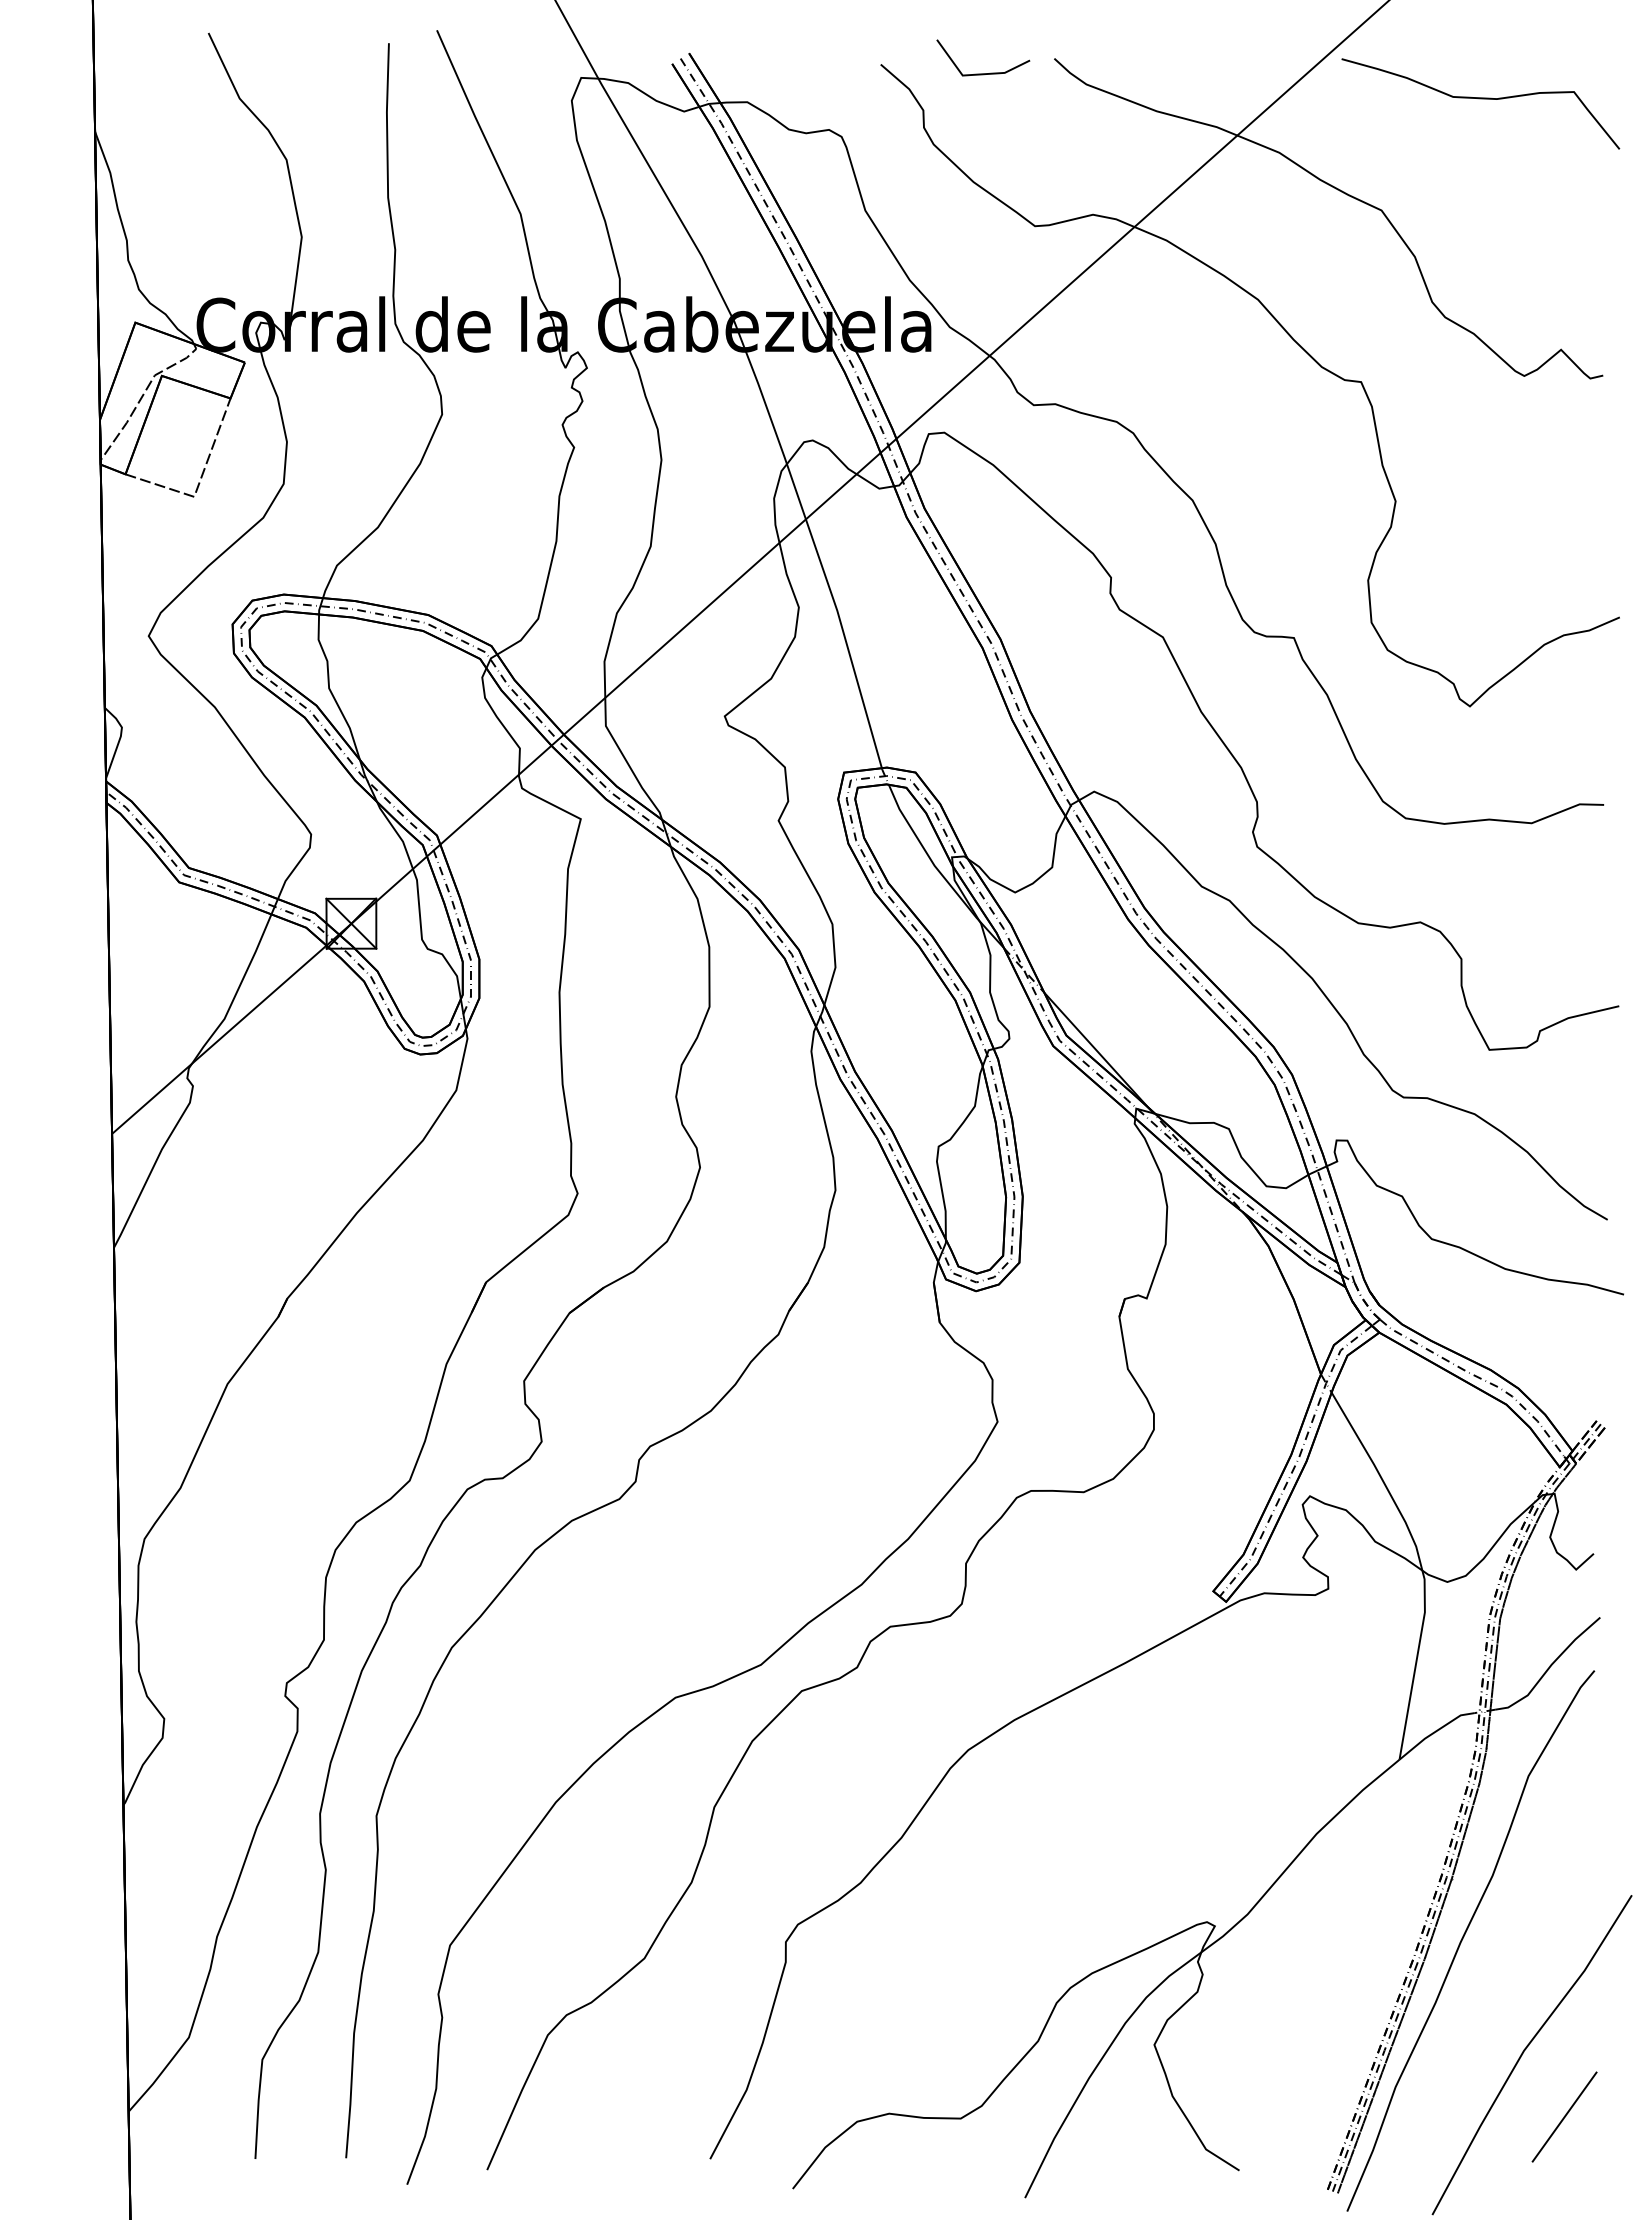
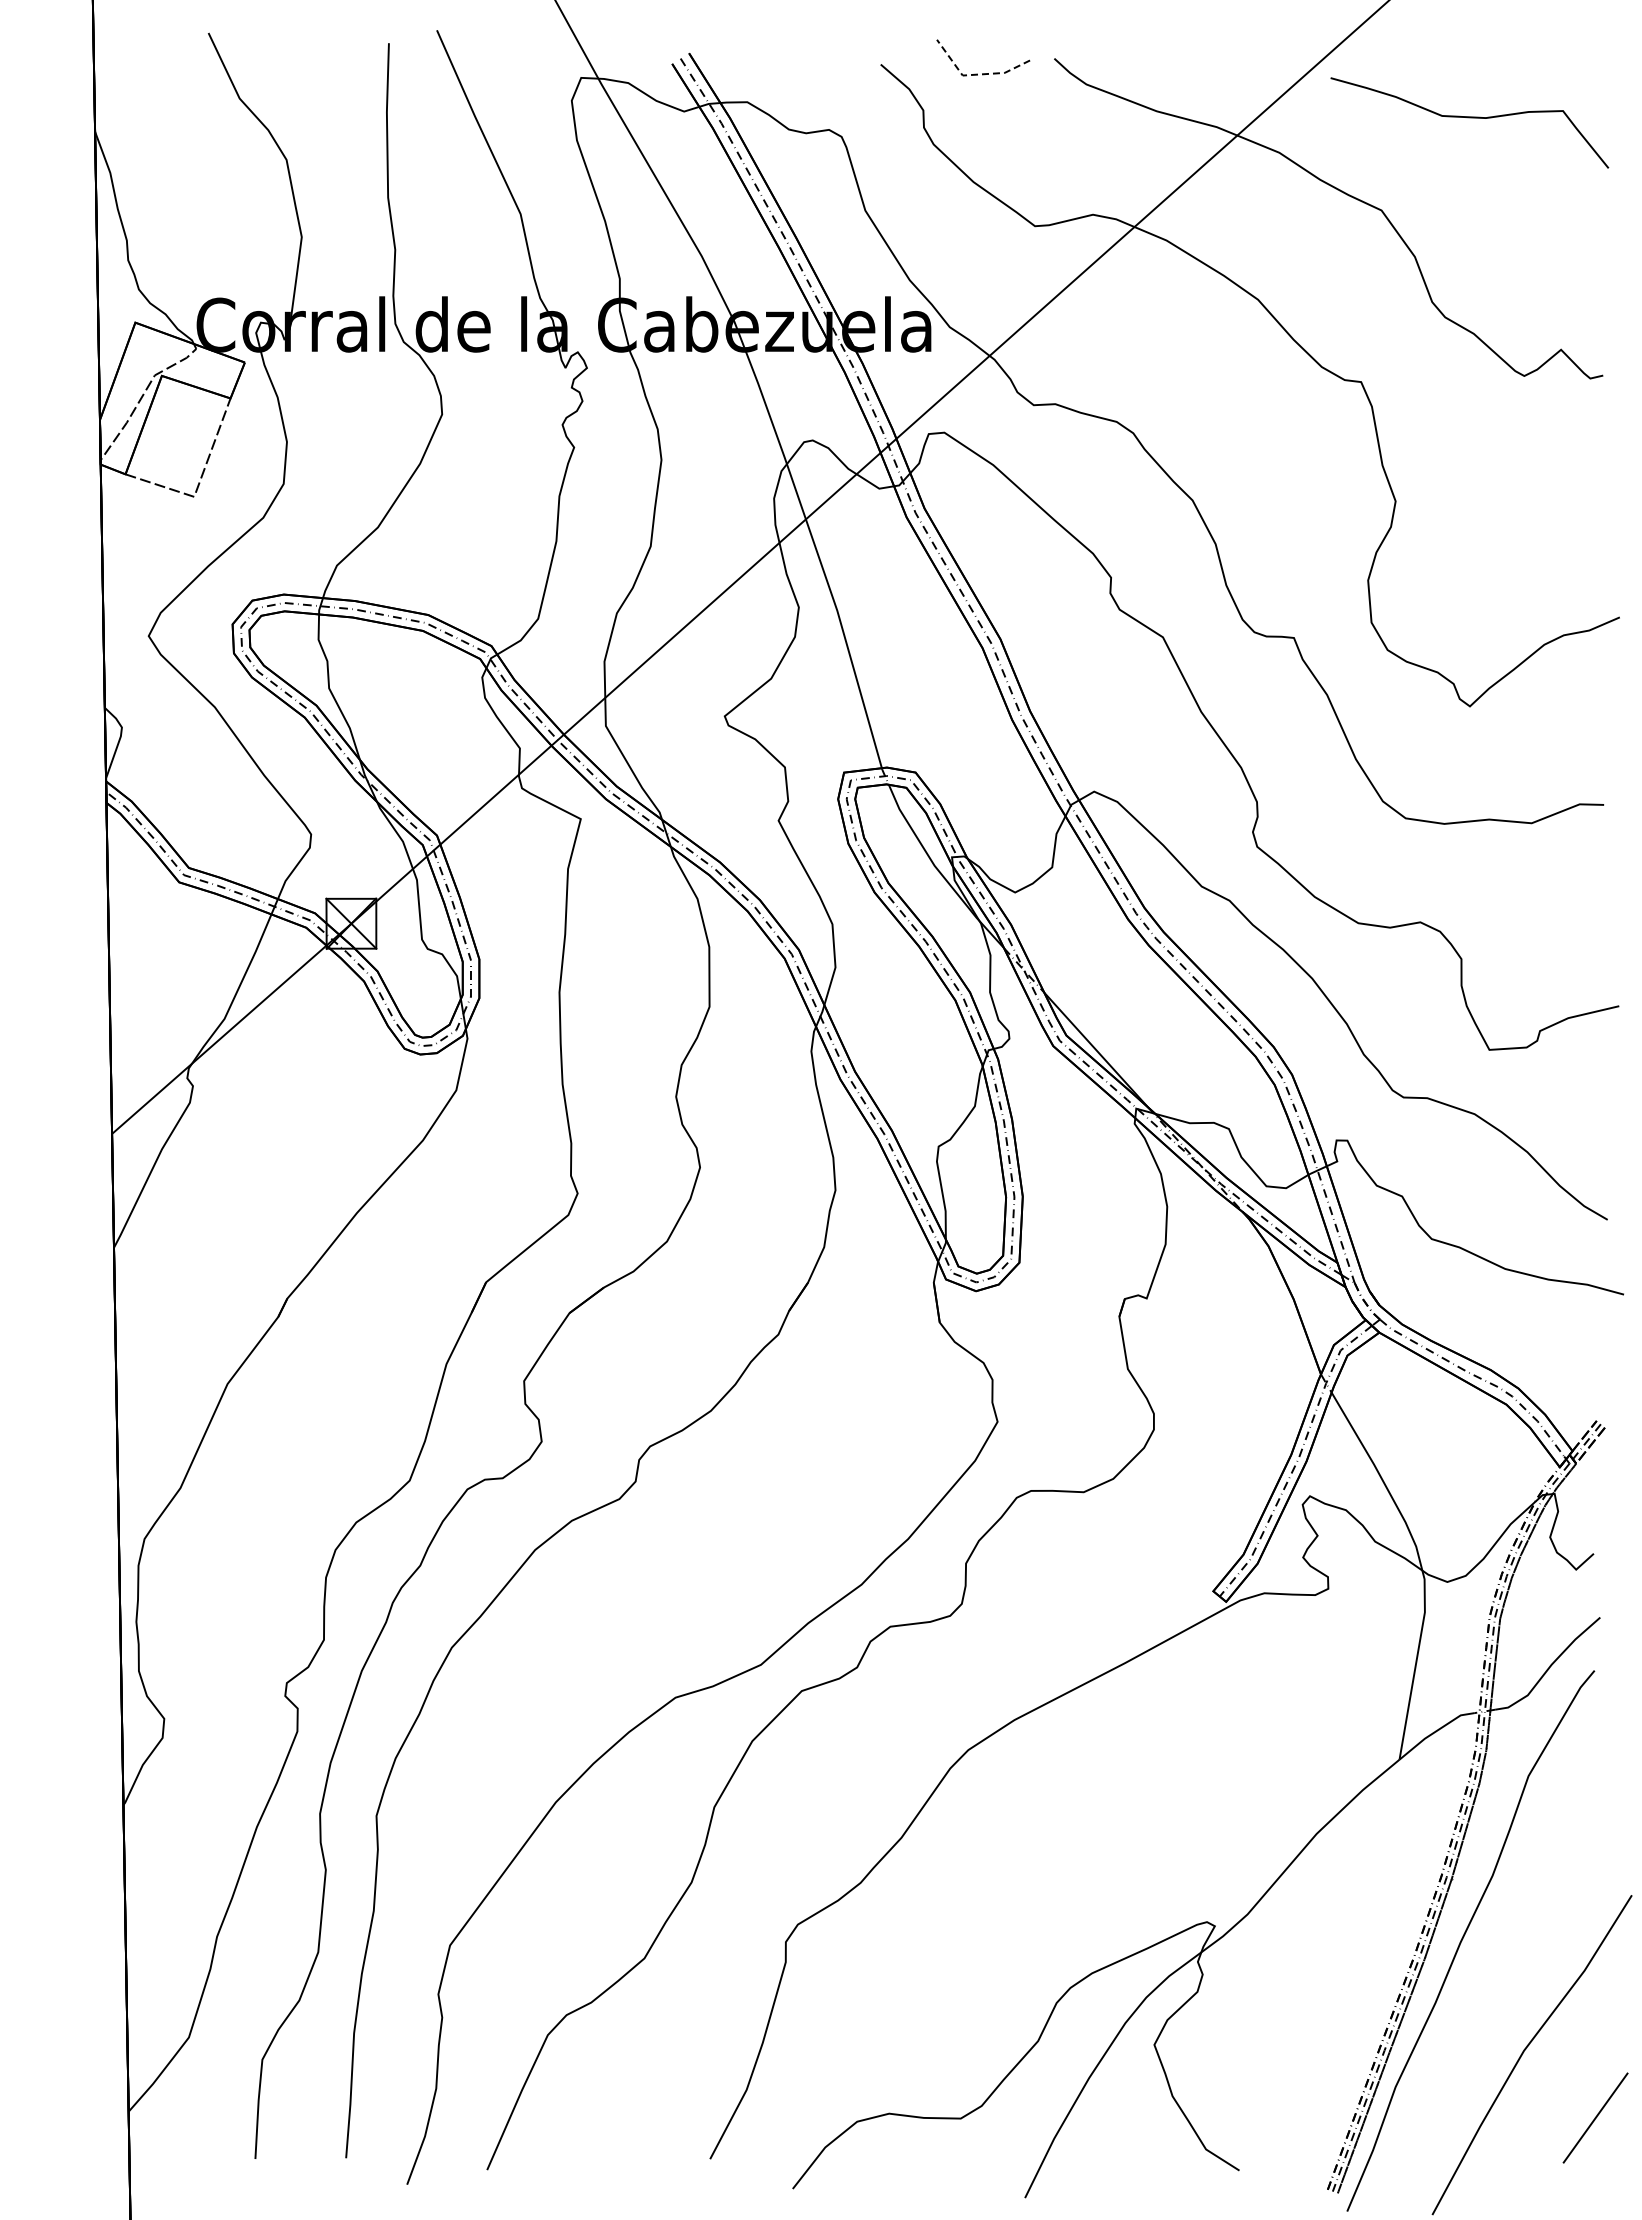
line: solid -> dashed (975, 74)
curve position: (1480, 99) -> (1469, 118) (1469, 118)
line position: (1564, 2116) -> (1595, 2117) (1595, 2117)
